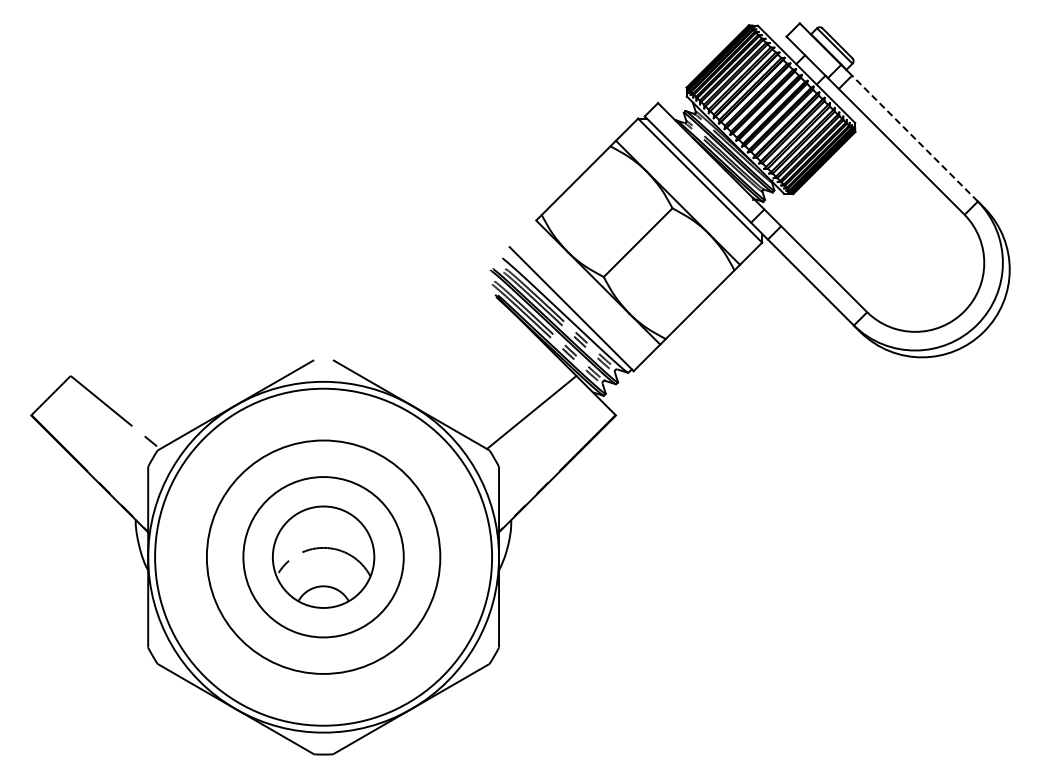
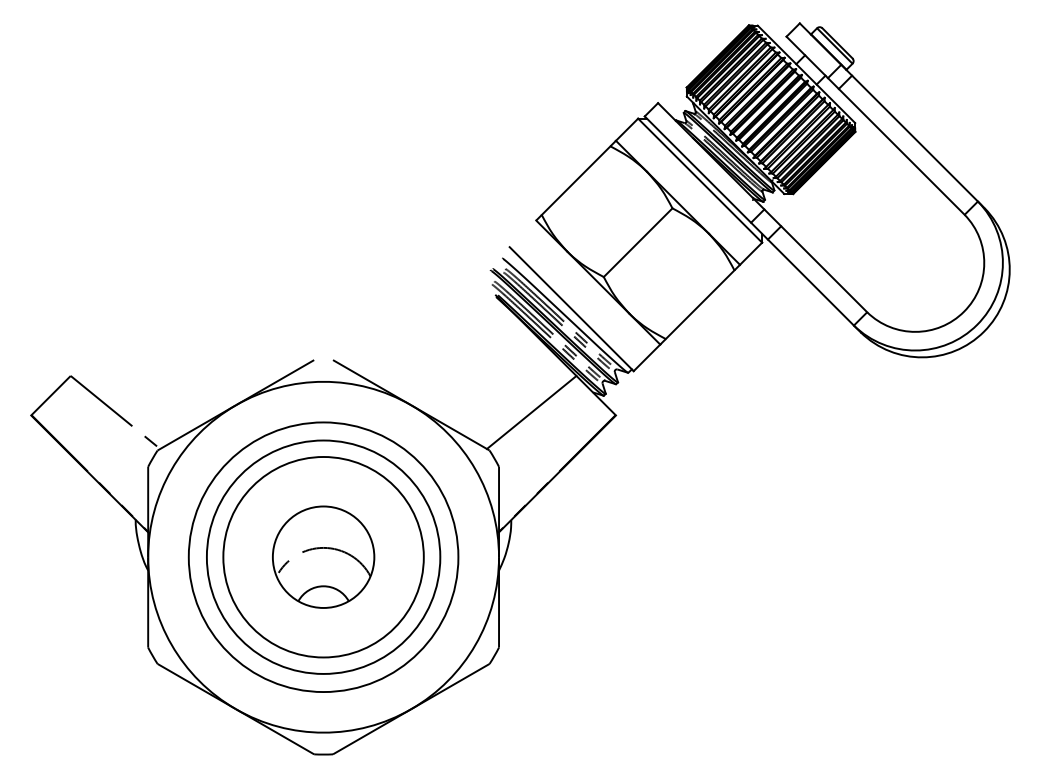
line: dashed -> solid (915, 138)
circle diameter: 337 px -> 270 px (323, 557)
circle diameter: 160 px -> 200 px (323, 557)
